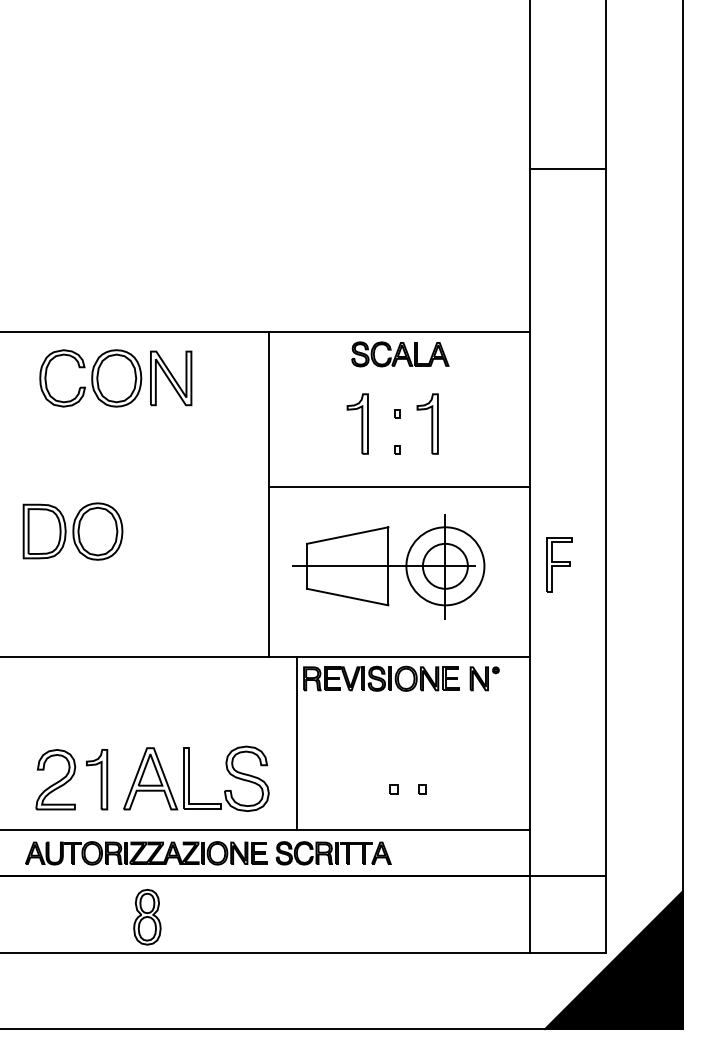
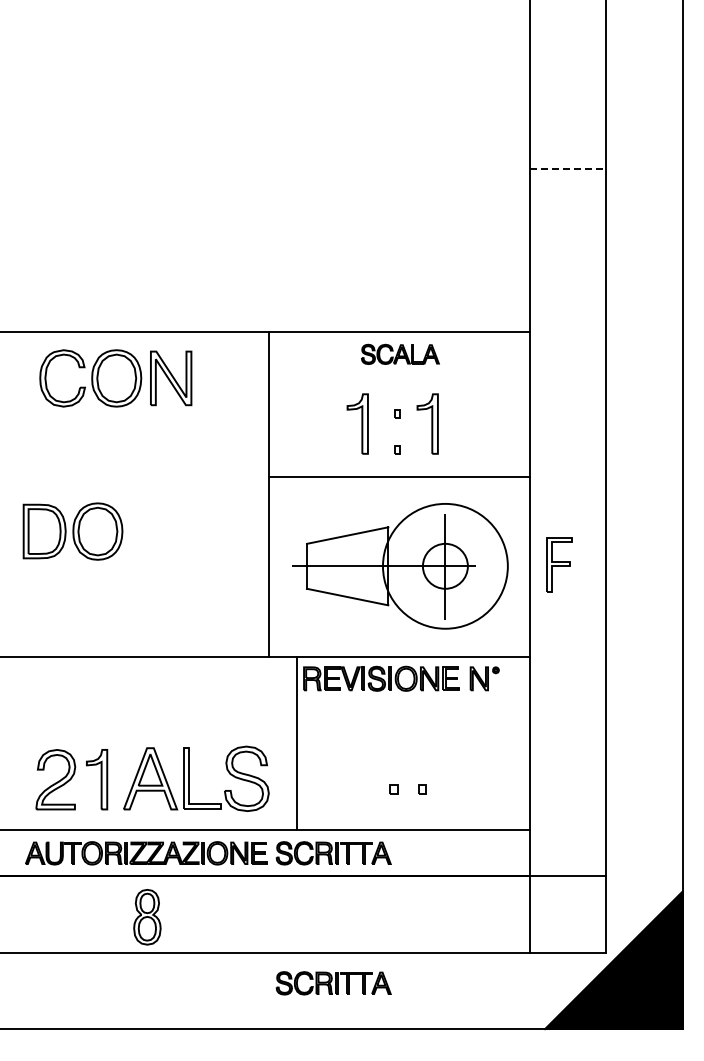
line: solid -> dashed (568, 169)
part size: 99x27 px -> 79x22 px (400, 353)
line position: (399, 487) -> (399, 477) (399, 477)
circle diameter: 78 px -> 125 px (444, 565)
part: none -> present (333, 983)
